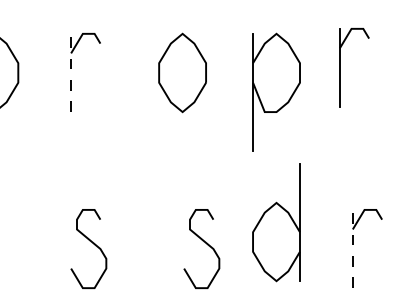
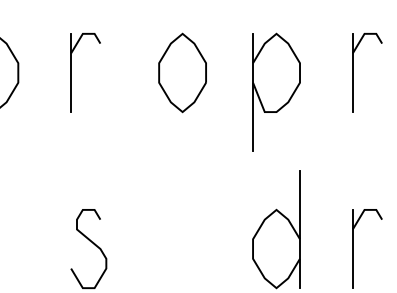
part position: (340, 67) -> (353, 72) (353, 72)
line: dashed -> solid (71, 72)
part position: (276, 222) -> (276, 229) (276, 229)
curve: present -> none (205, 243)
line: dashed -> solid (352, 248)
